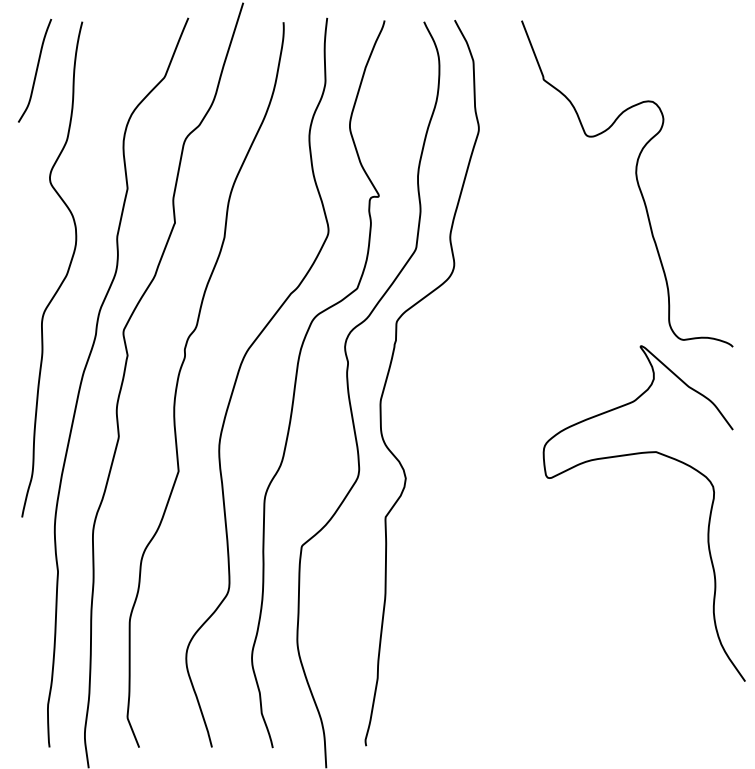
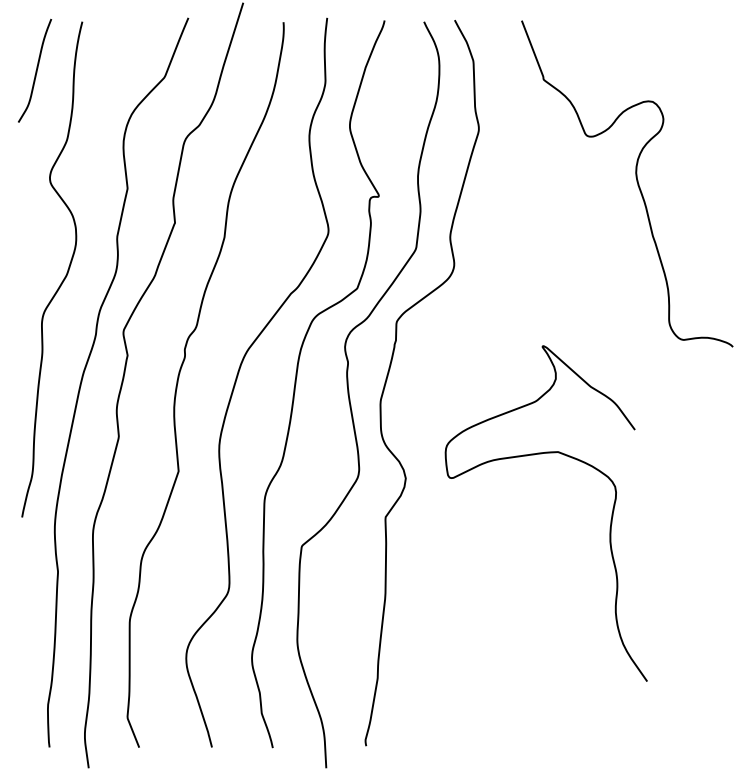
curve position: (632, 455) -> (534, 455) (534, 455)
